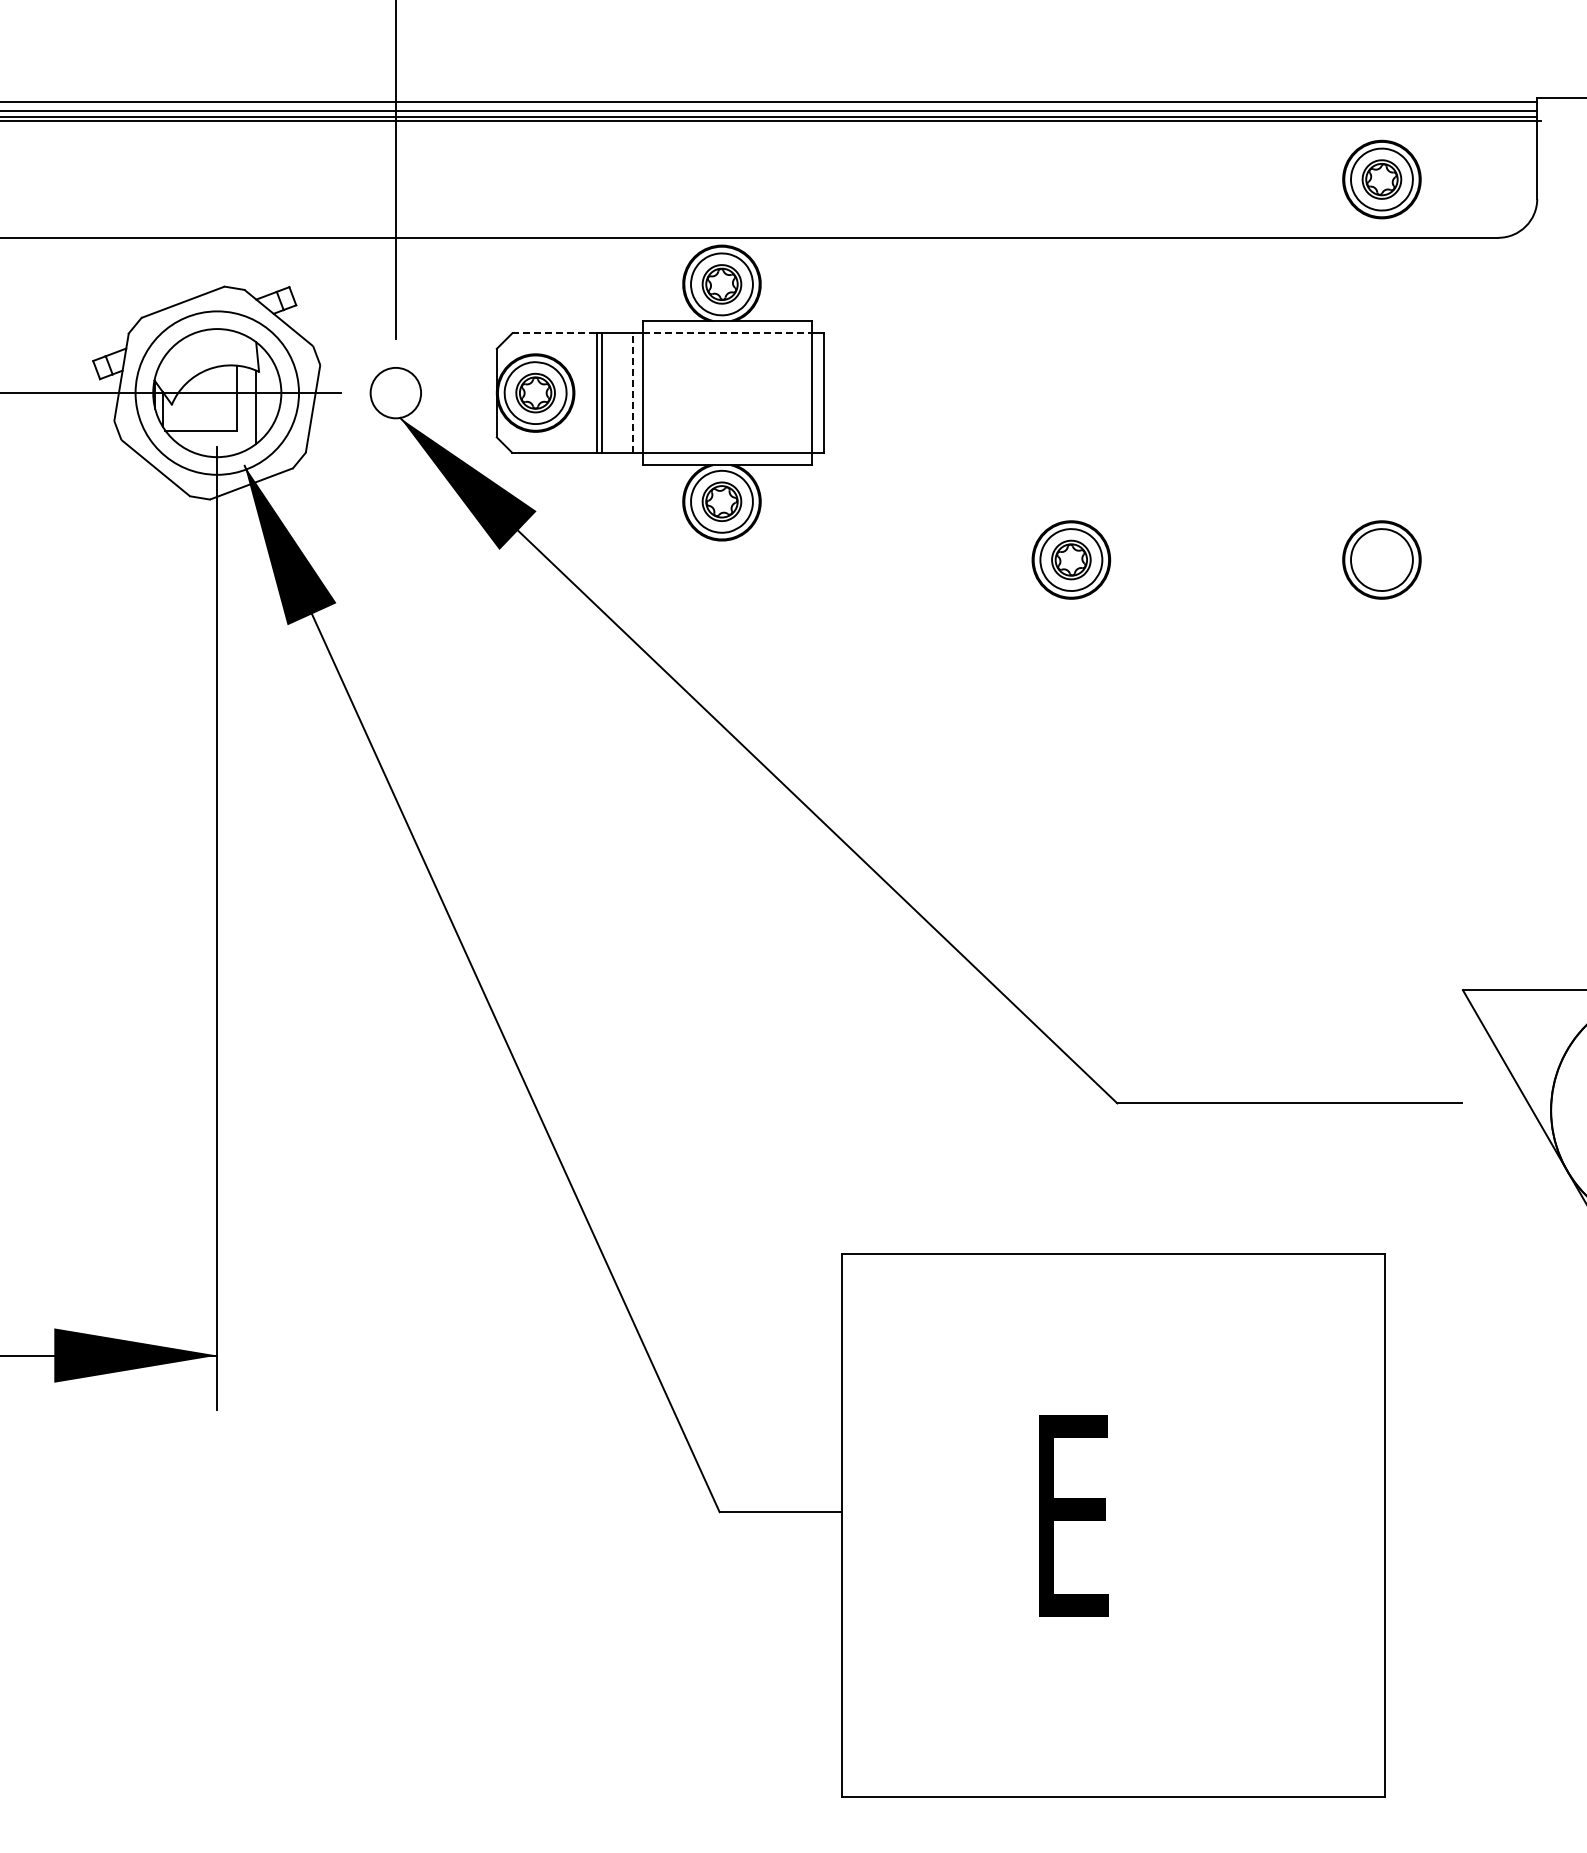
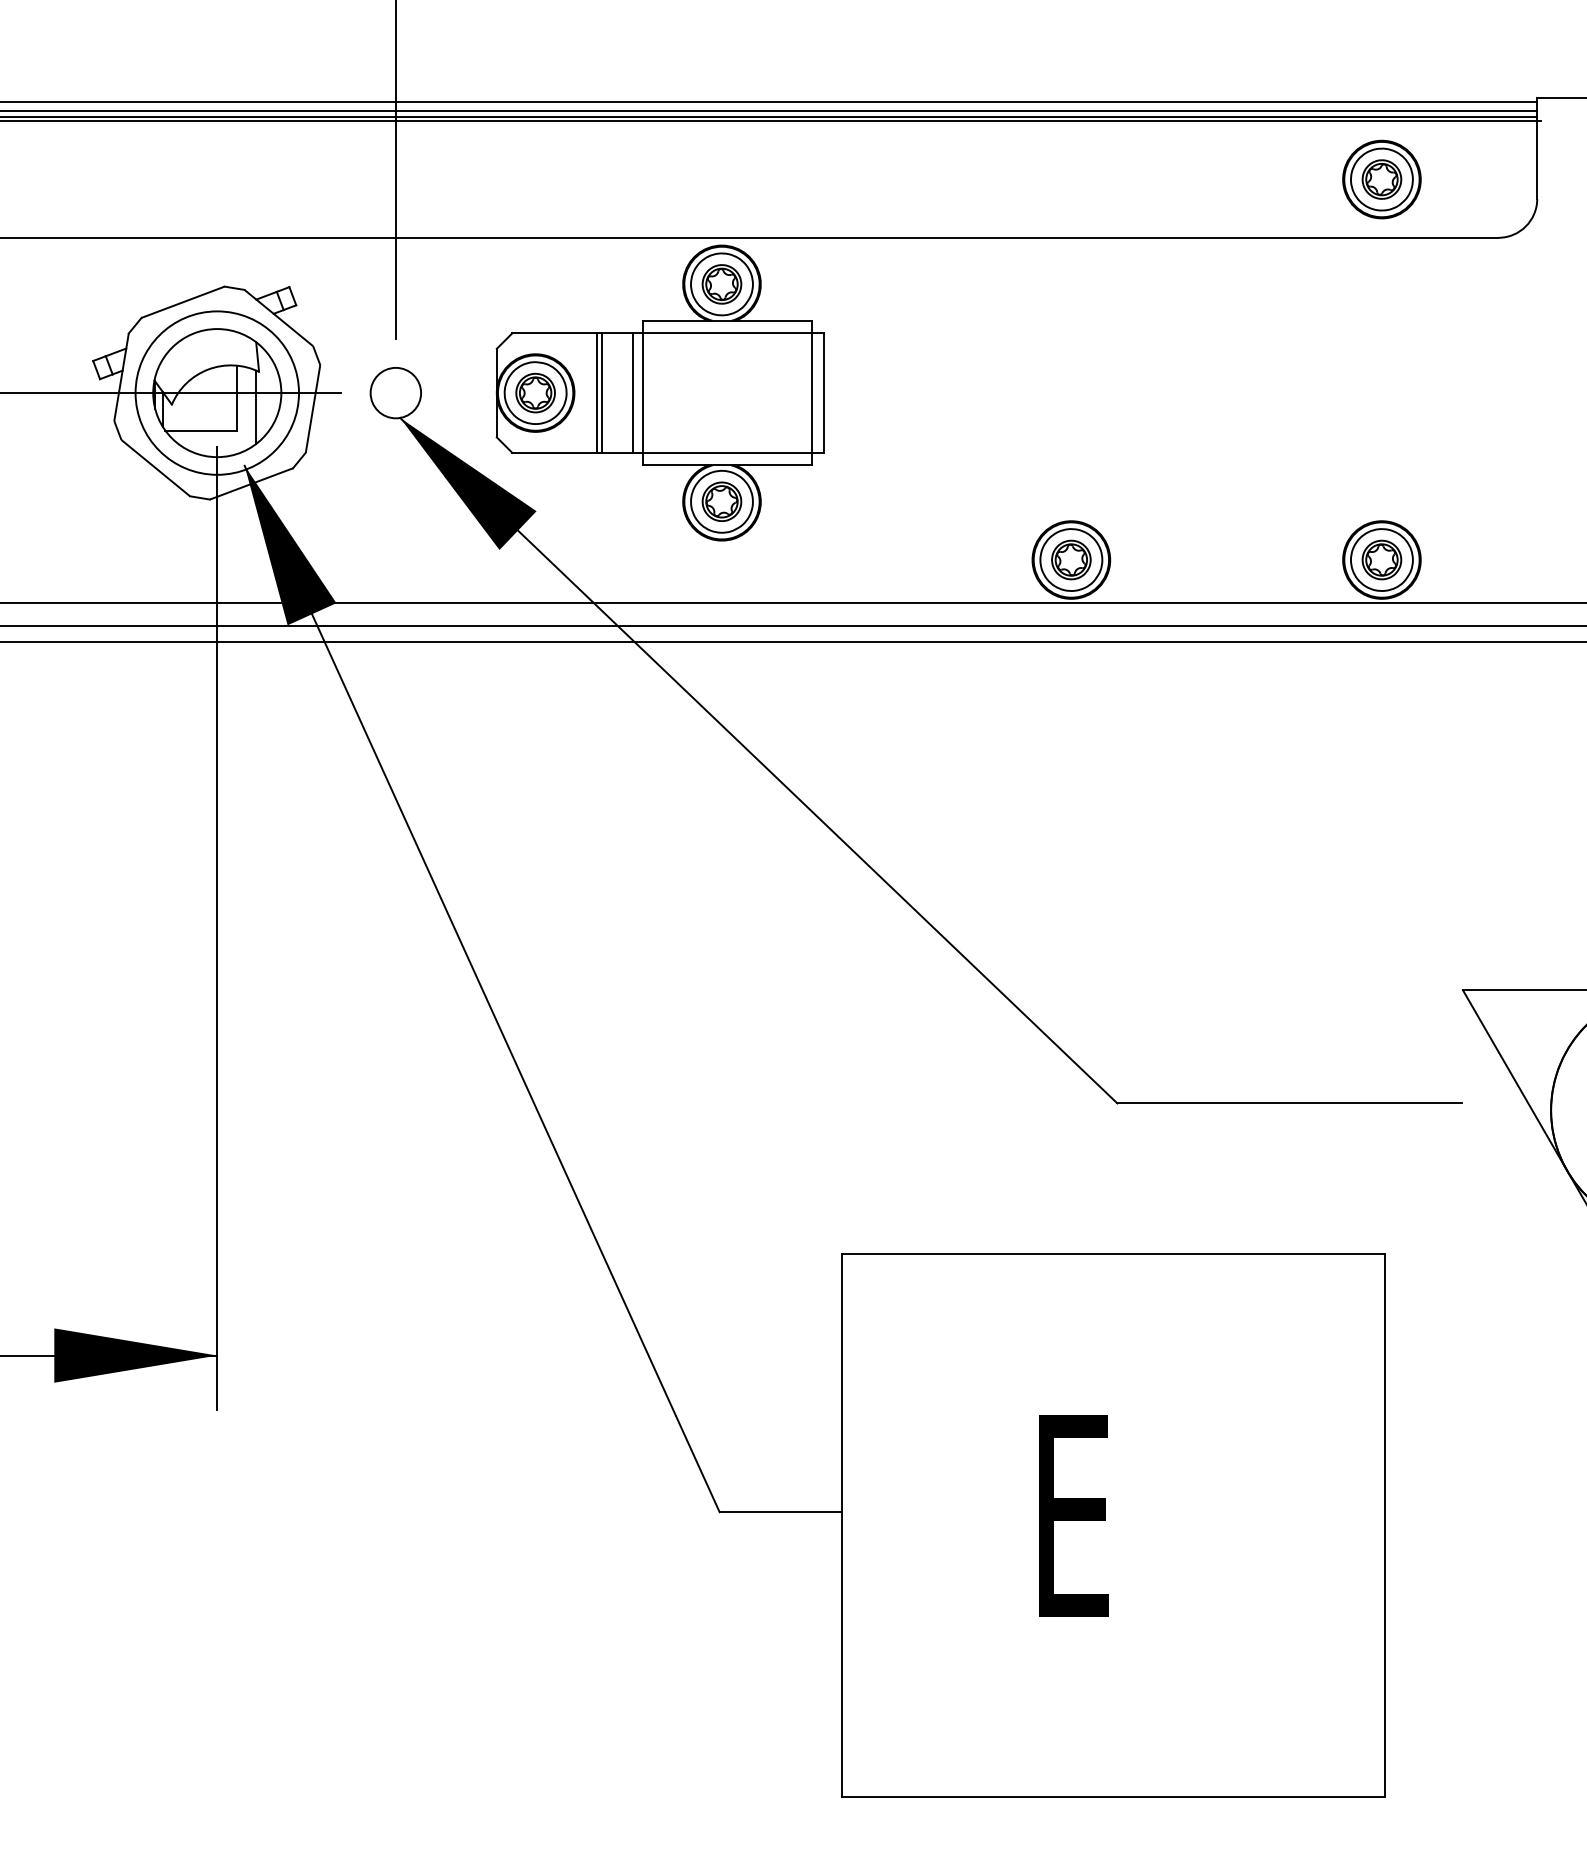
line: dashed -> solid (554, 333)
line: dashed -> solid (728, 333)
line: dashed -> solid (632, 393)
part: none -> present (1381, 559)
line: none -> present (792, 602)
line: none -> present (792, 626)
line: none -> present (792, 641)
